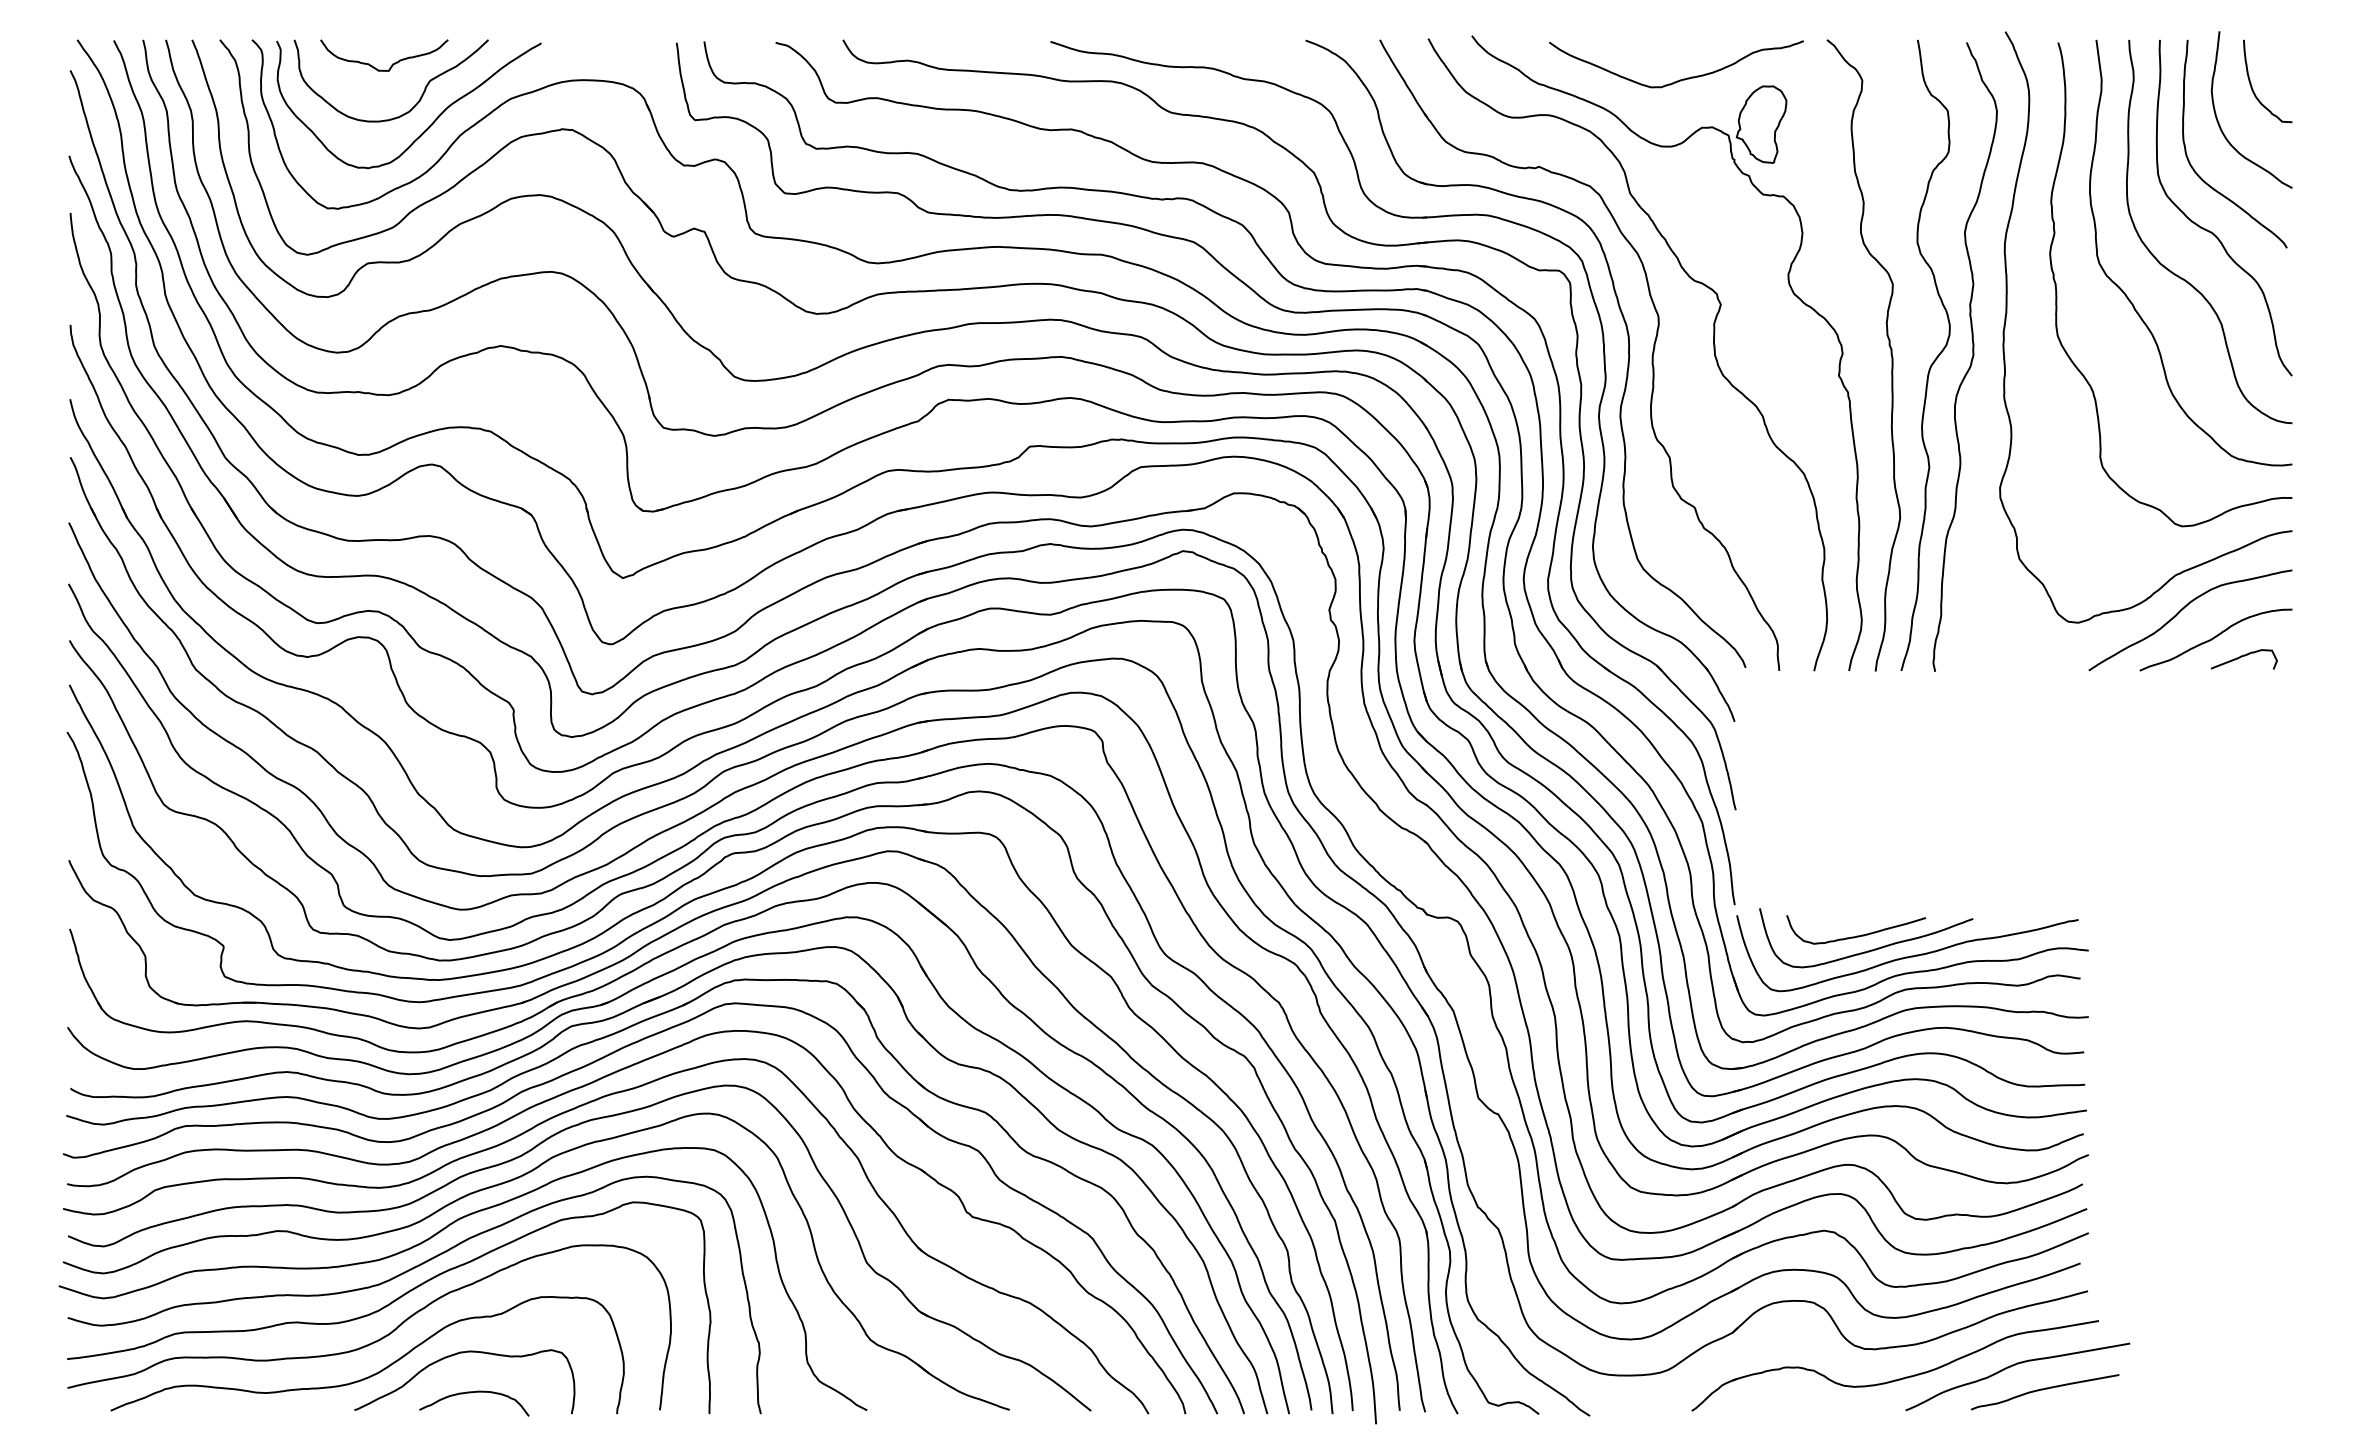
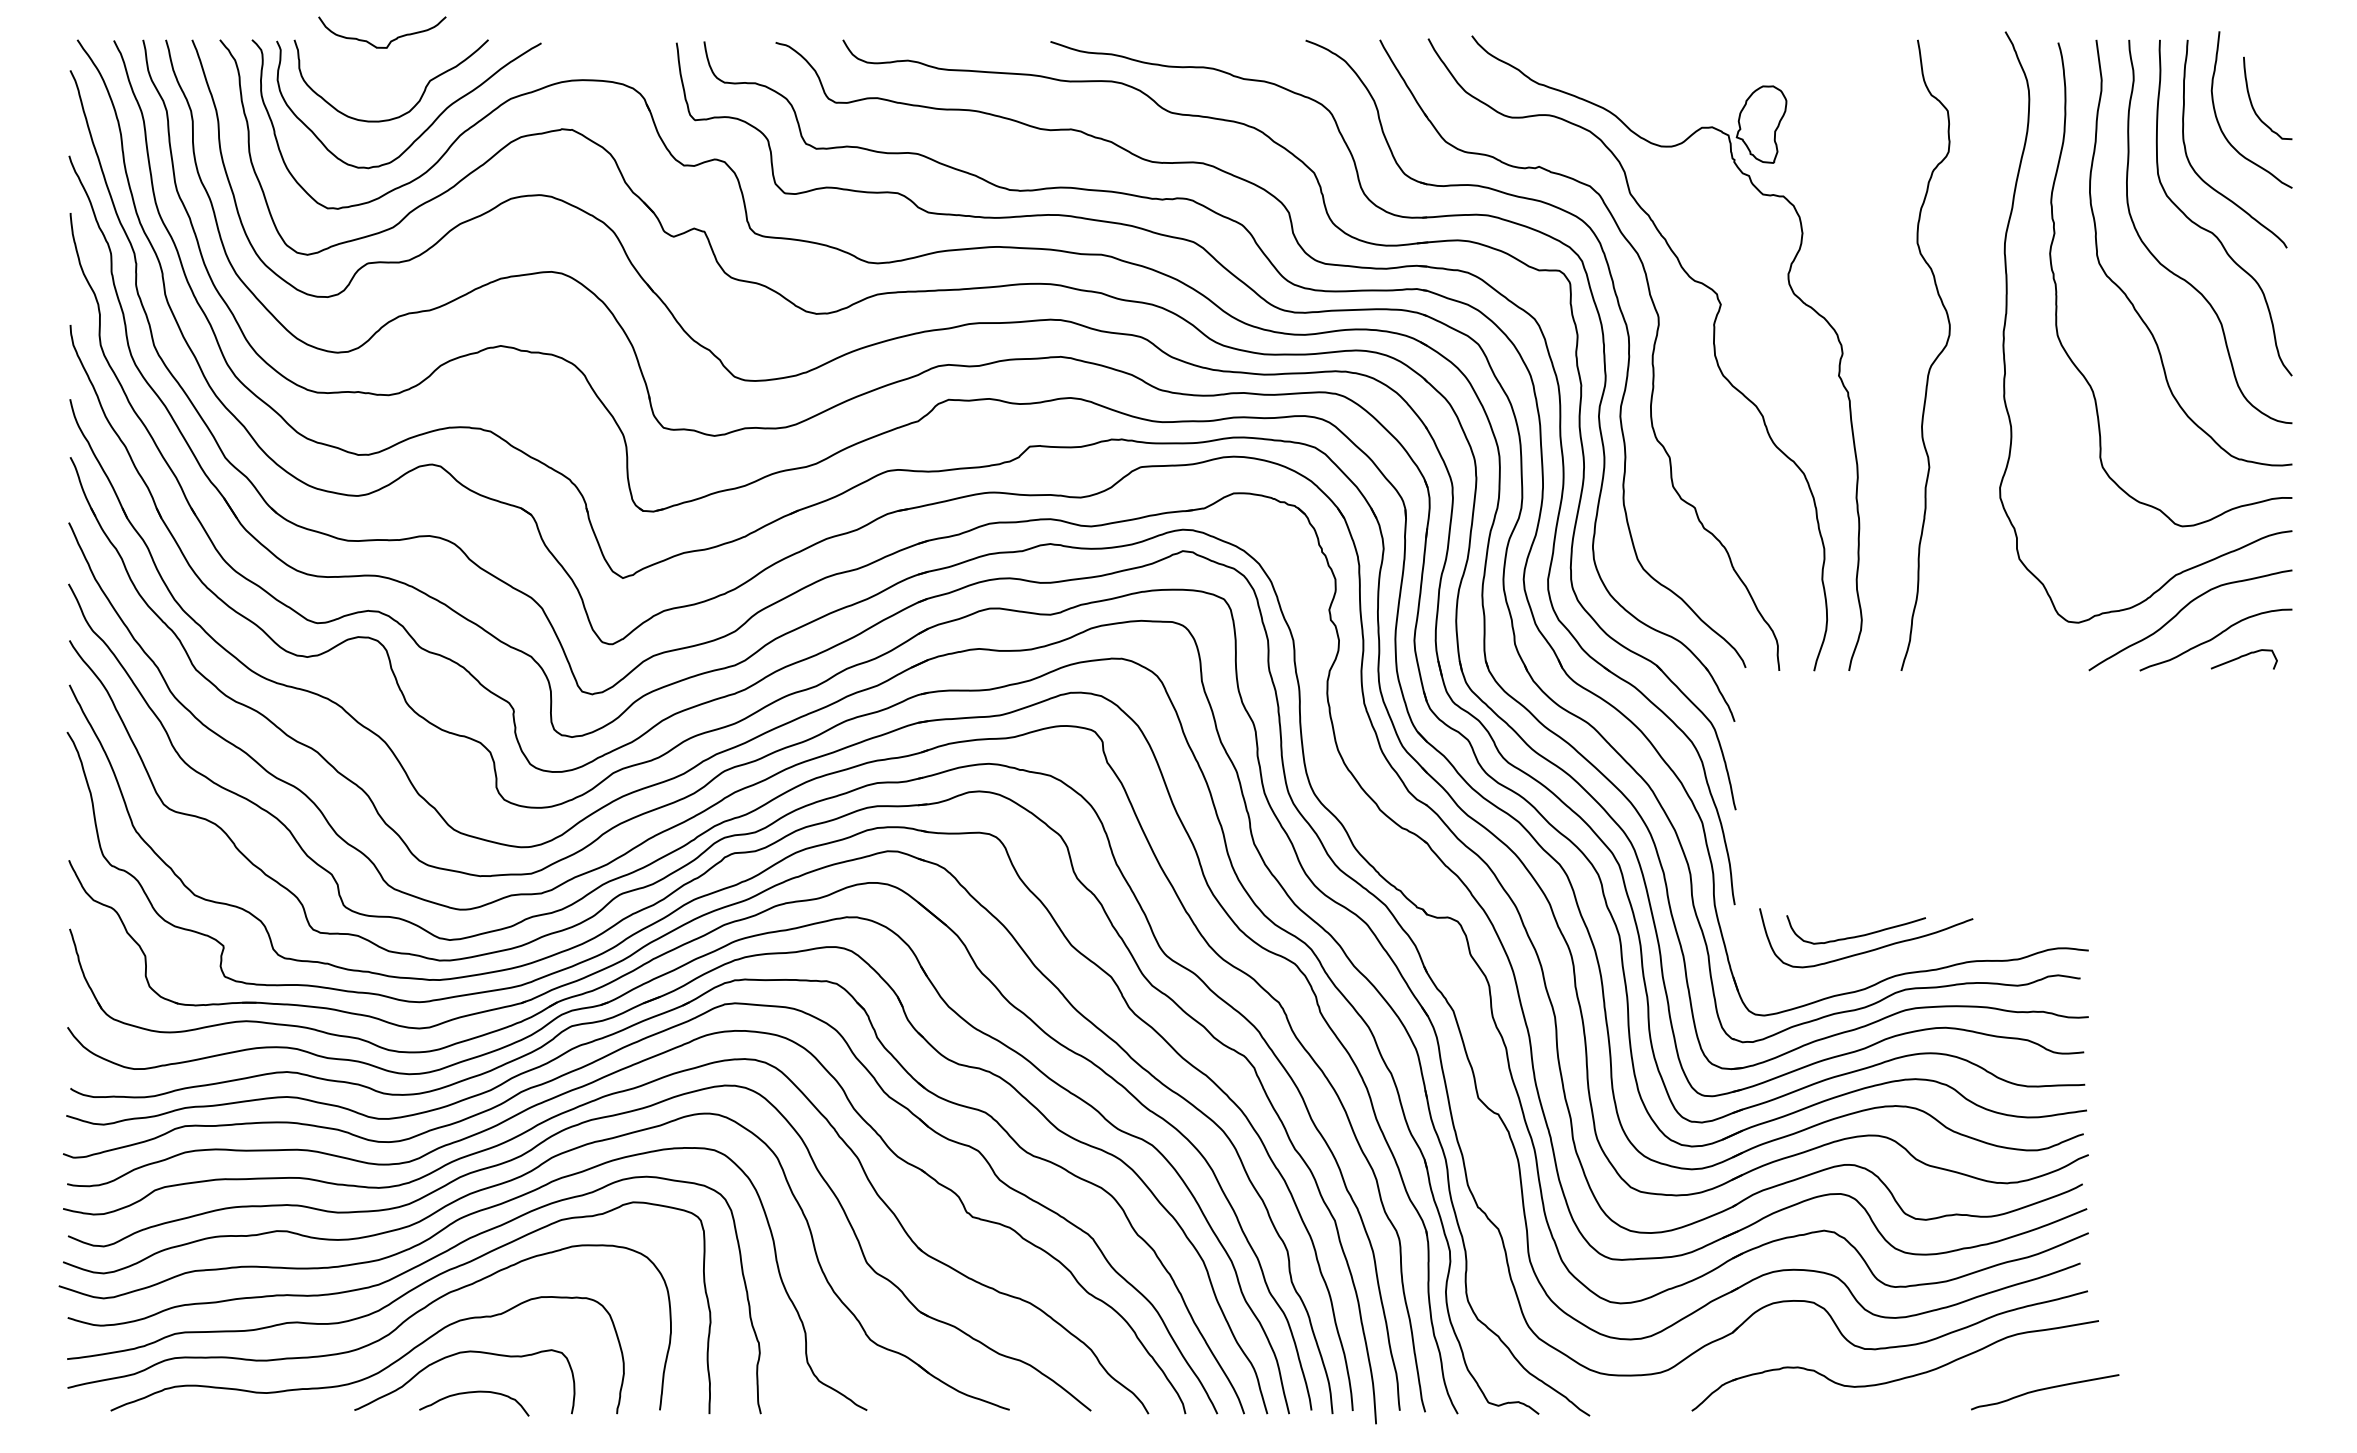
curve position: (392, 63) -> (390, 40) (390, 40)
curve: present -> none (1679, 79)
curve position: (2252, 86) -> (2252, 103) (2252, 103)
curve: present -> none (1888, 345)
curve: present -> none (1971, 357)
curve: present -> none (1907, 956)
curve: present -> none (2013, 1366)
